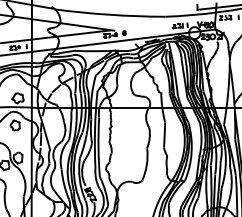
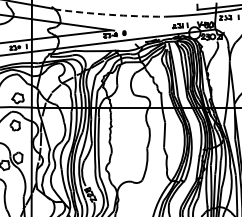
arc: solid -> dashed (109, 14)
